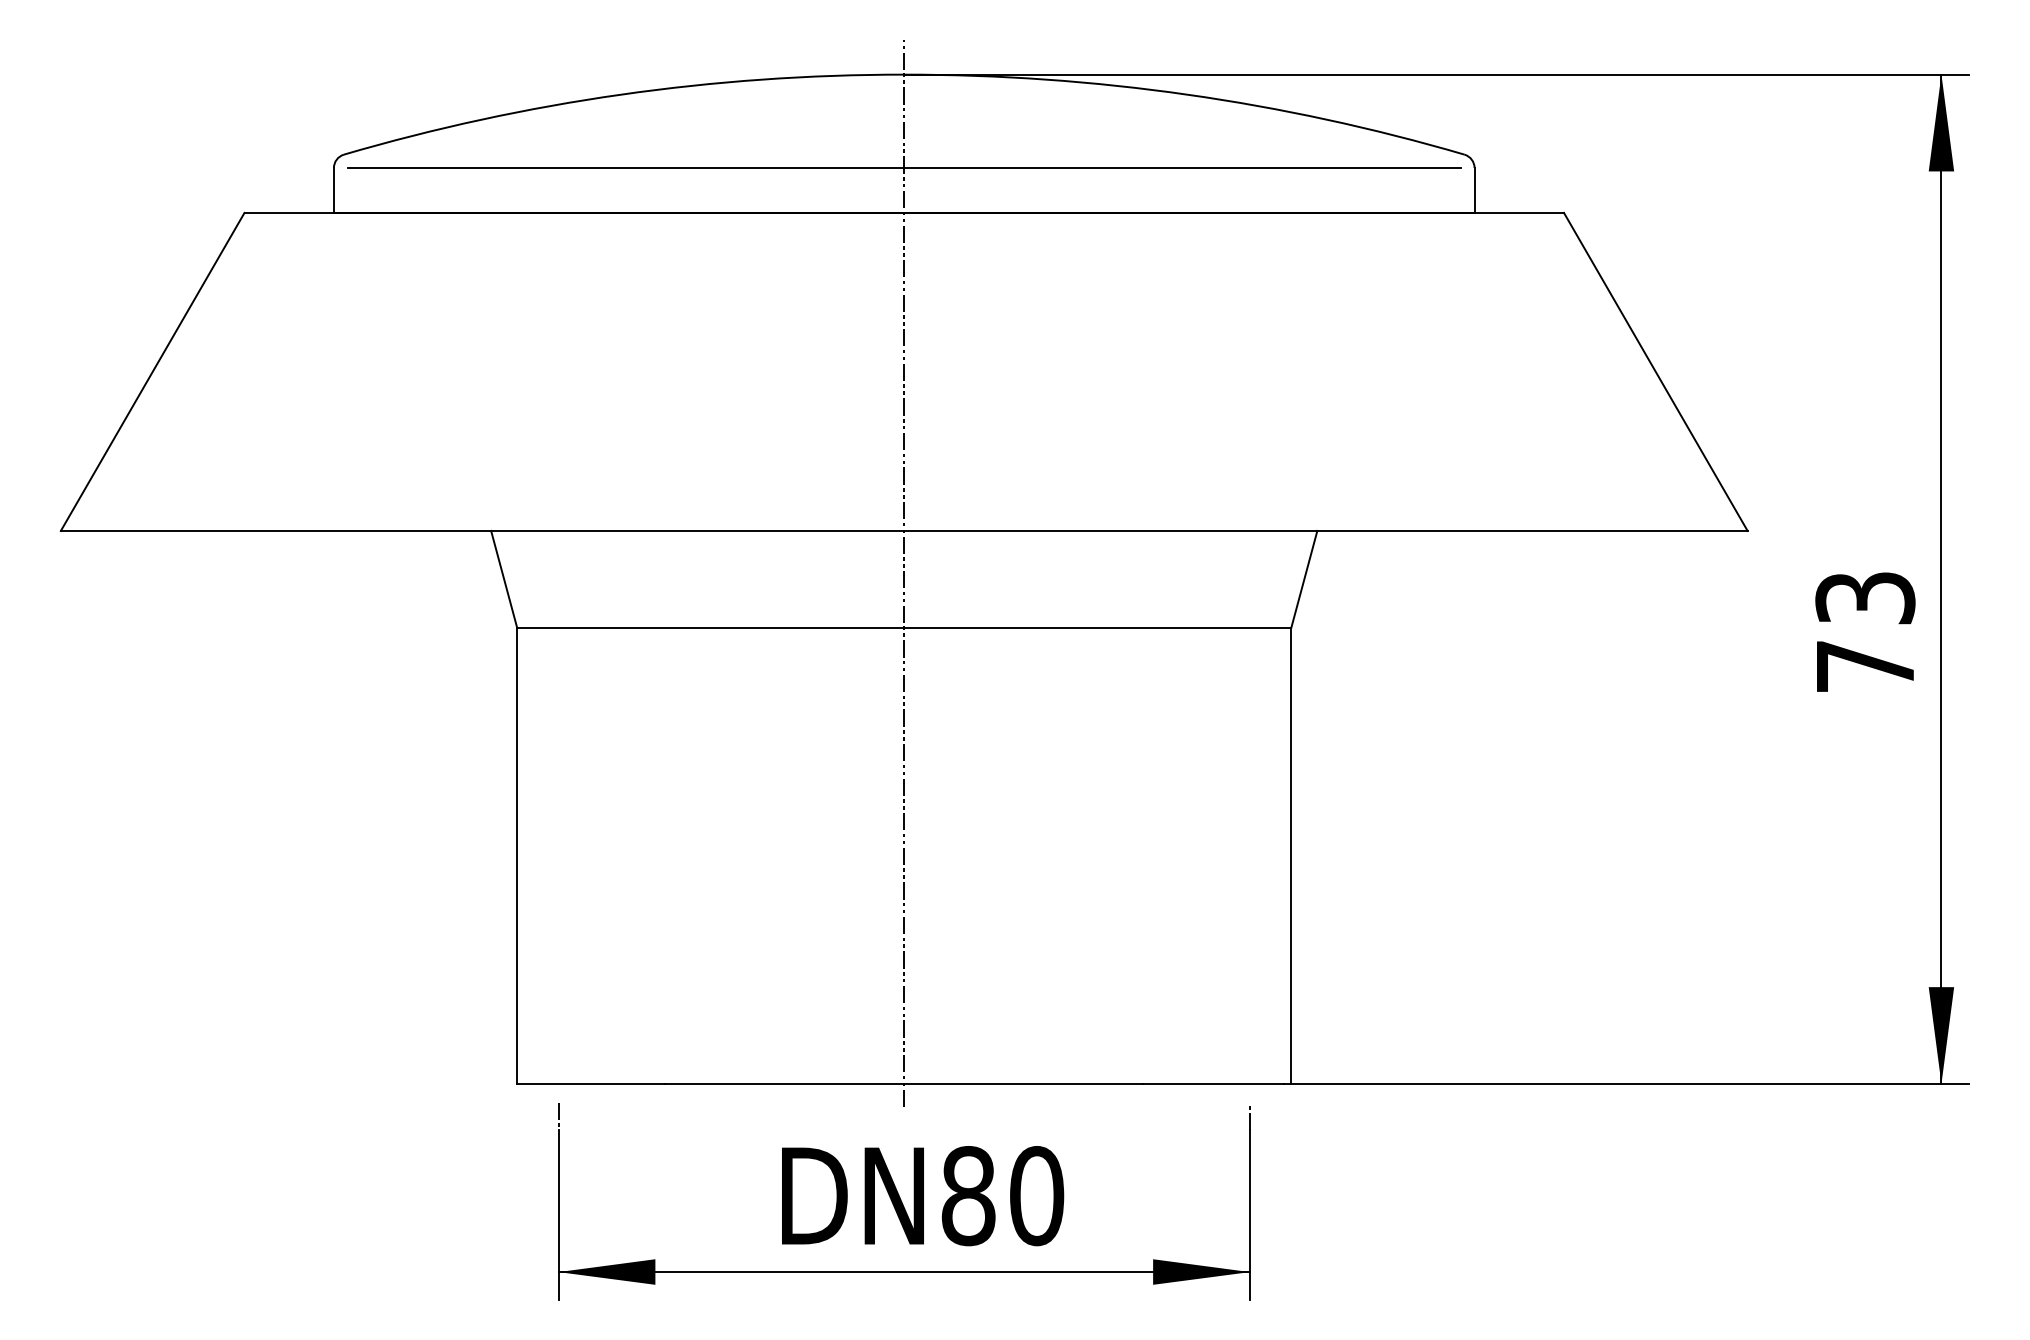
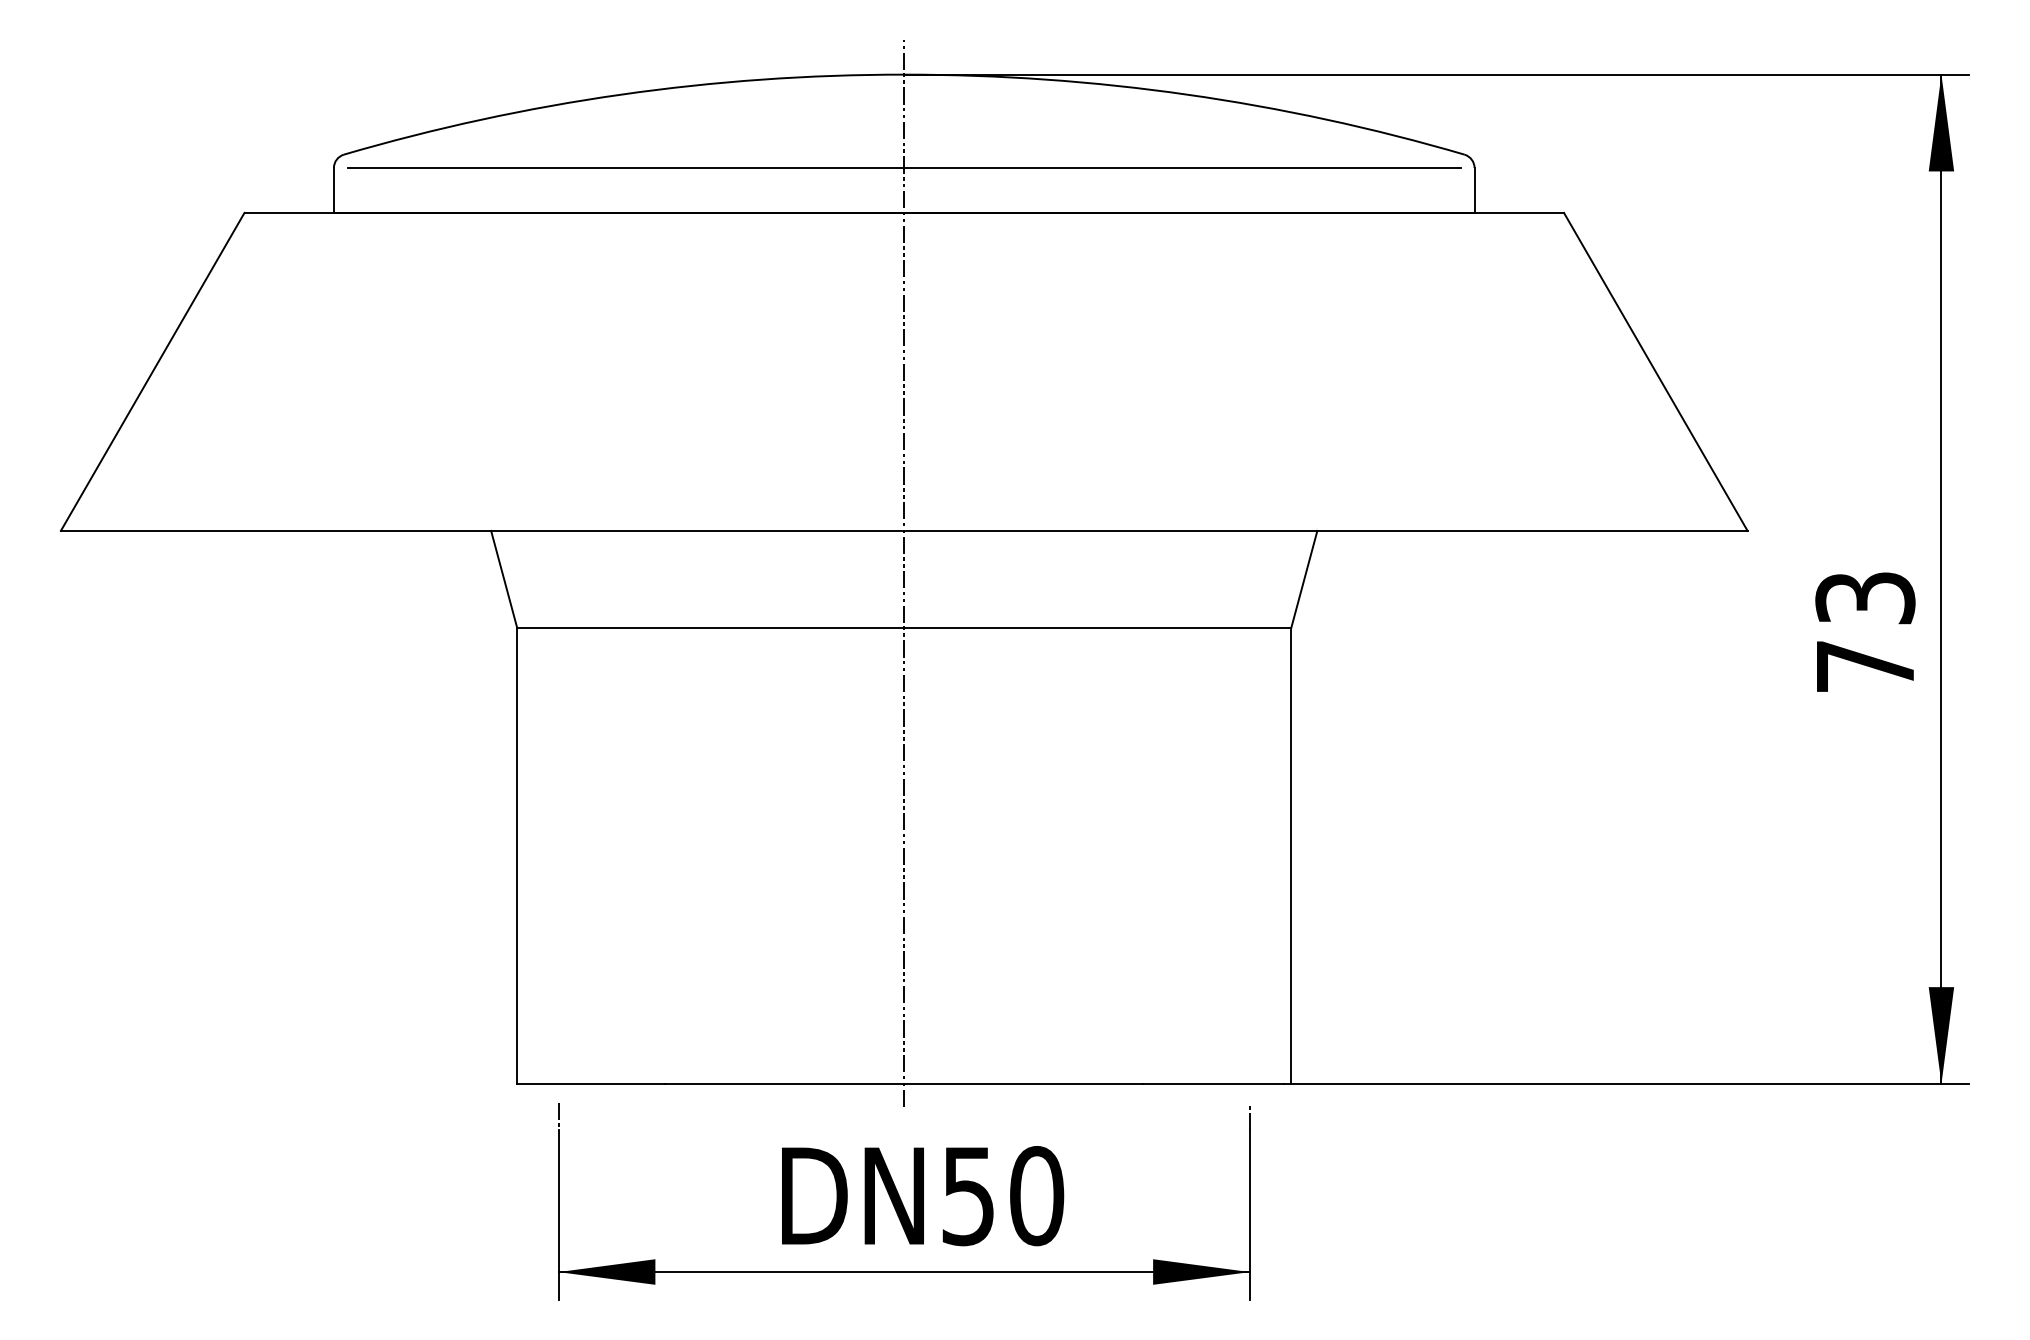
text: 80 -> 50 (968, 1196)
